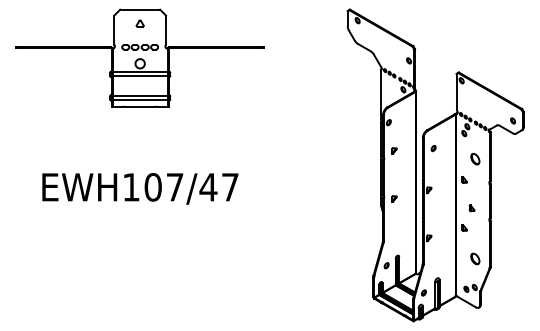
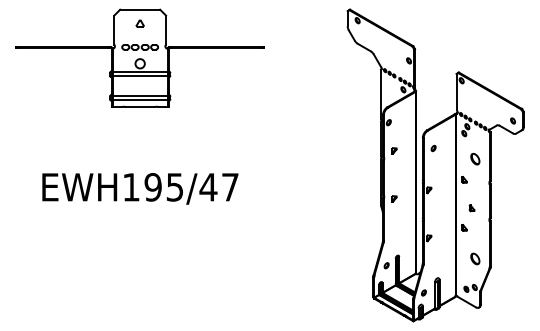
text: EWH107/47 -> EWH195/47 (163, 187)
